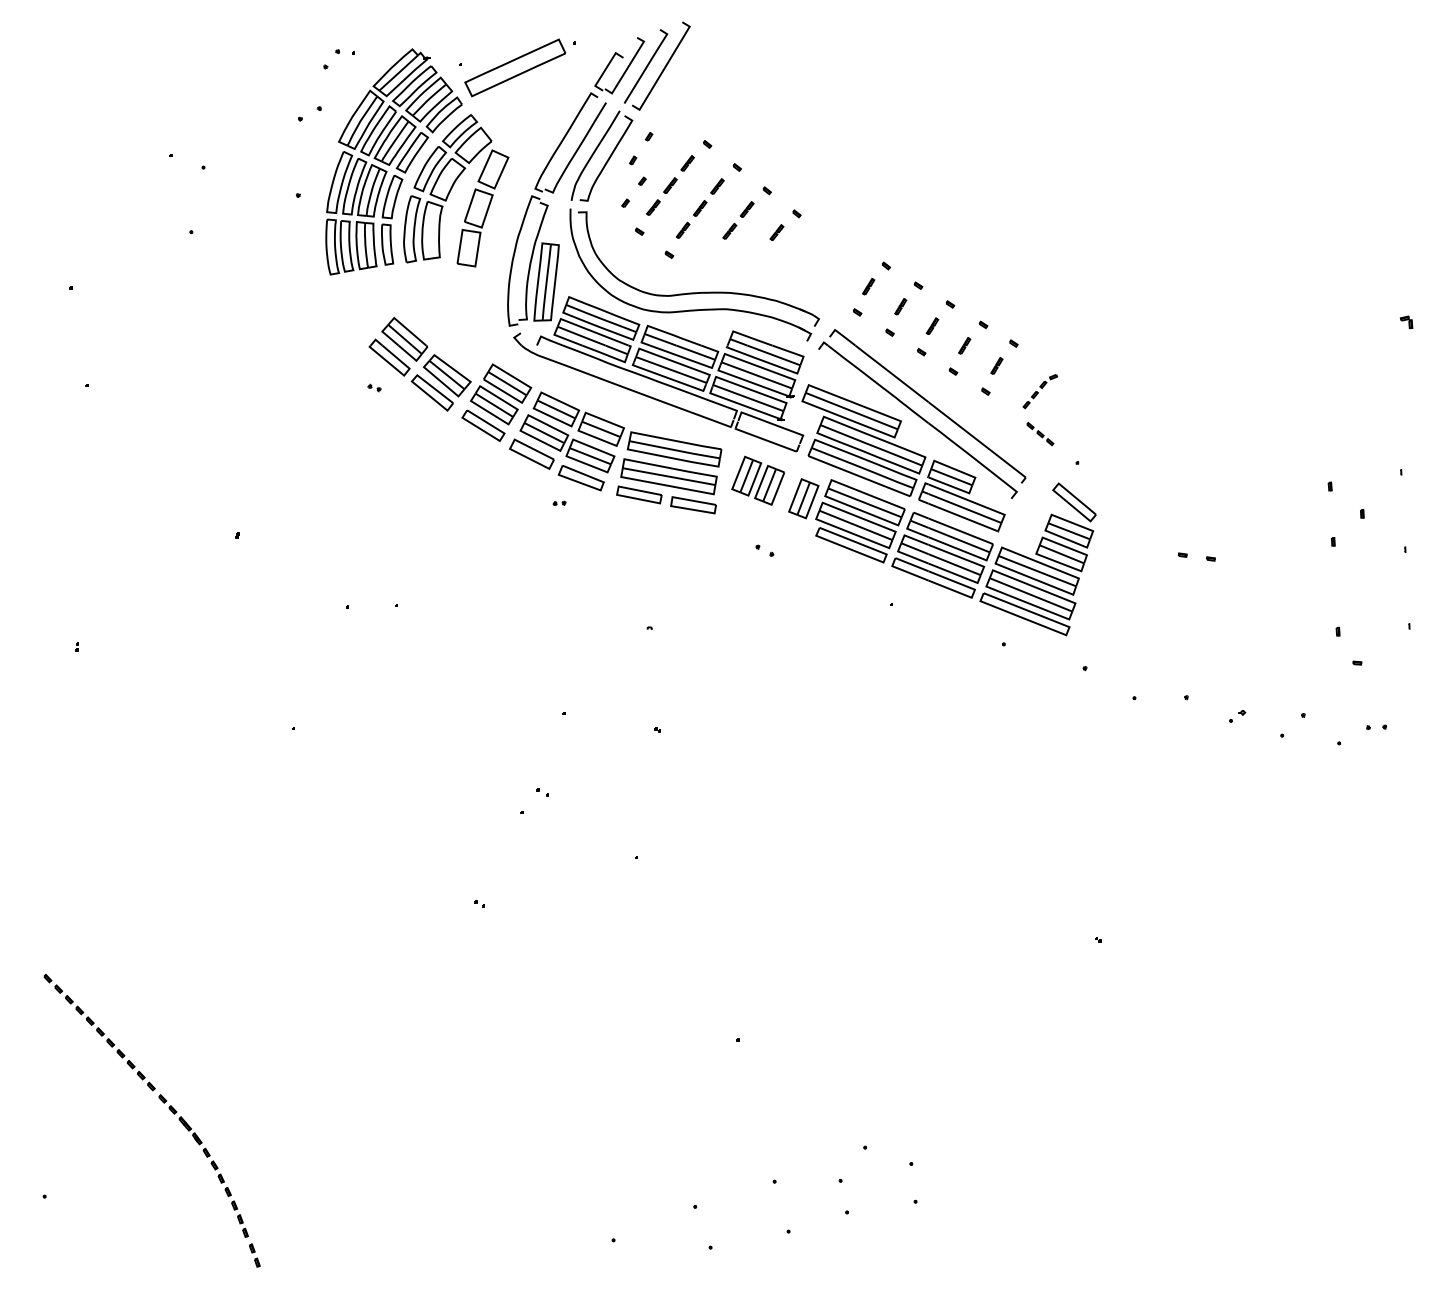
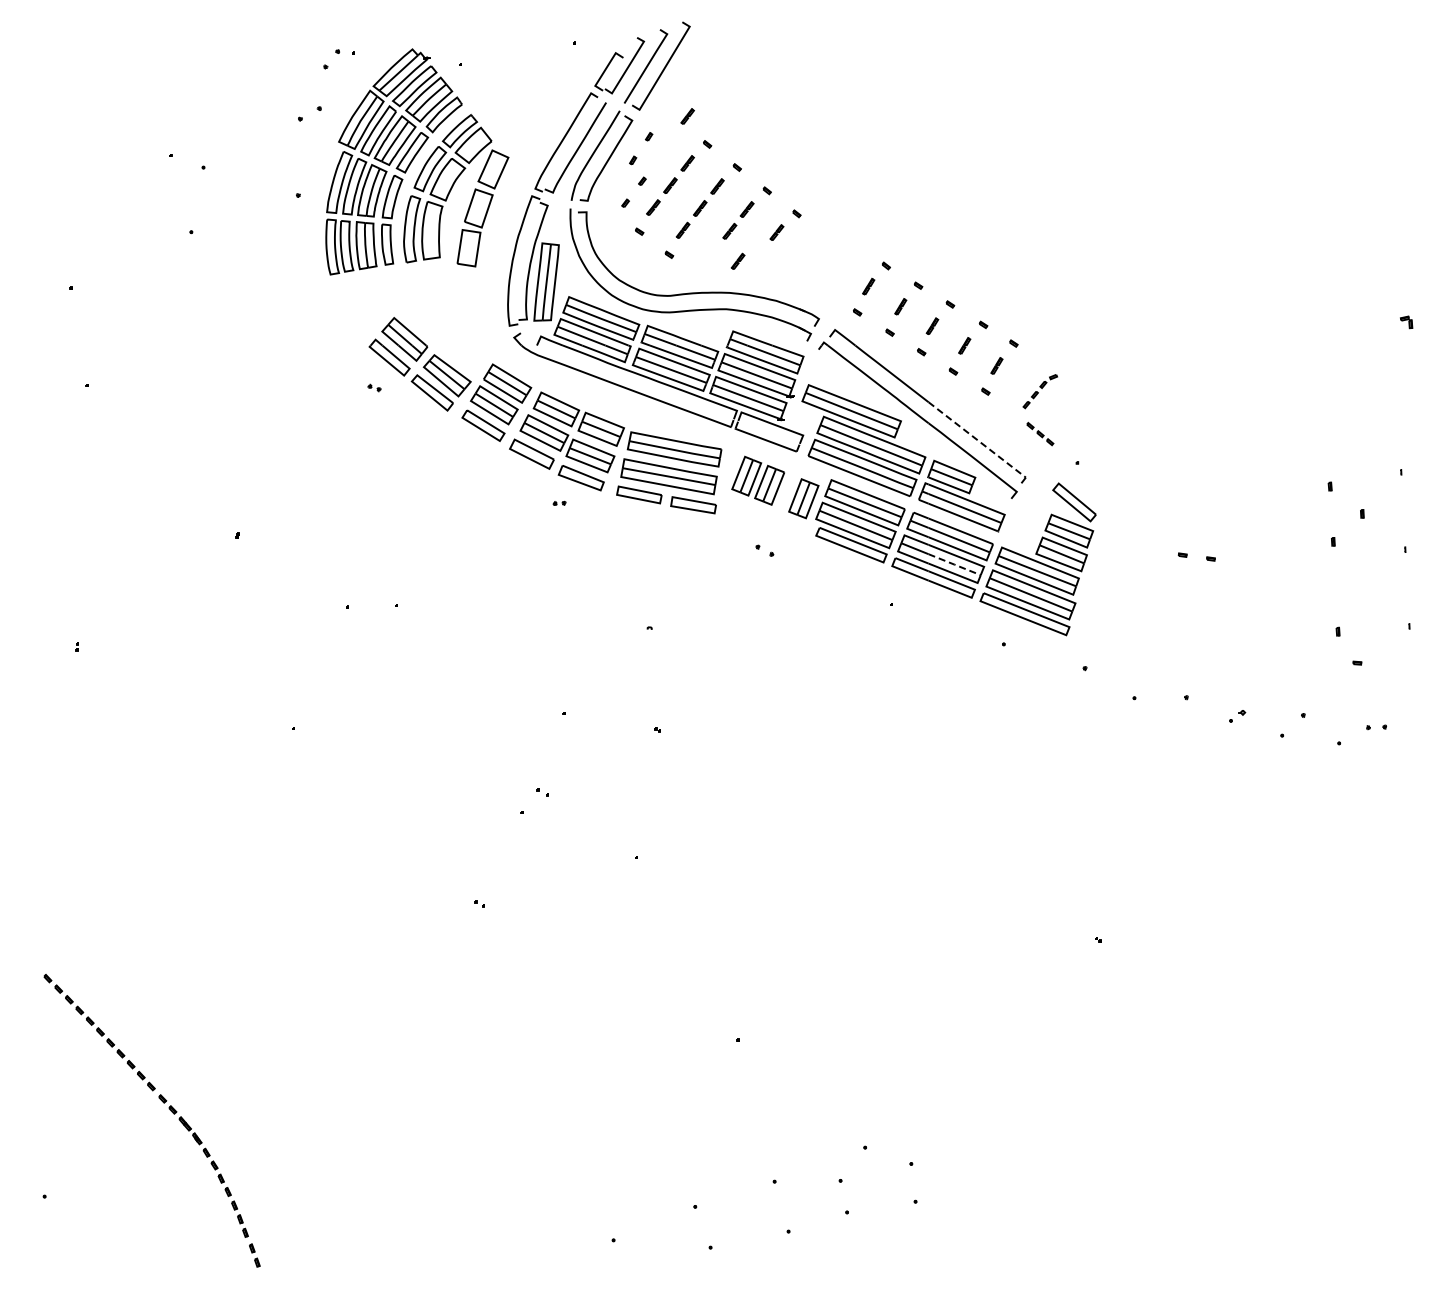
part: present -> none (515, 67)
part: none -> present (687, 116)
part: none -> present (737, 260)
line: solid -> dashed (977, 439)
line: solid -> dashed (954, 564)
